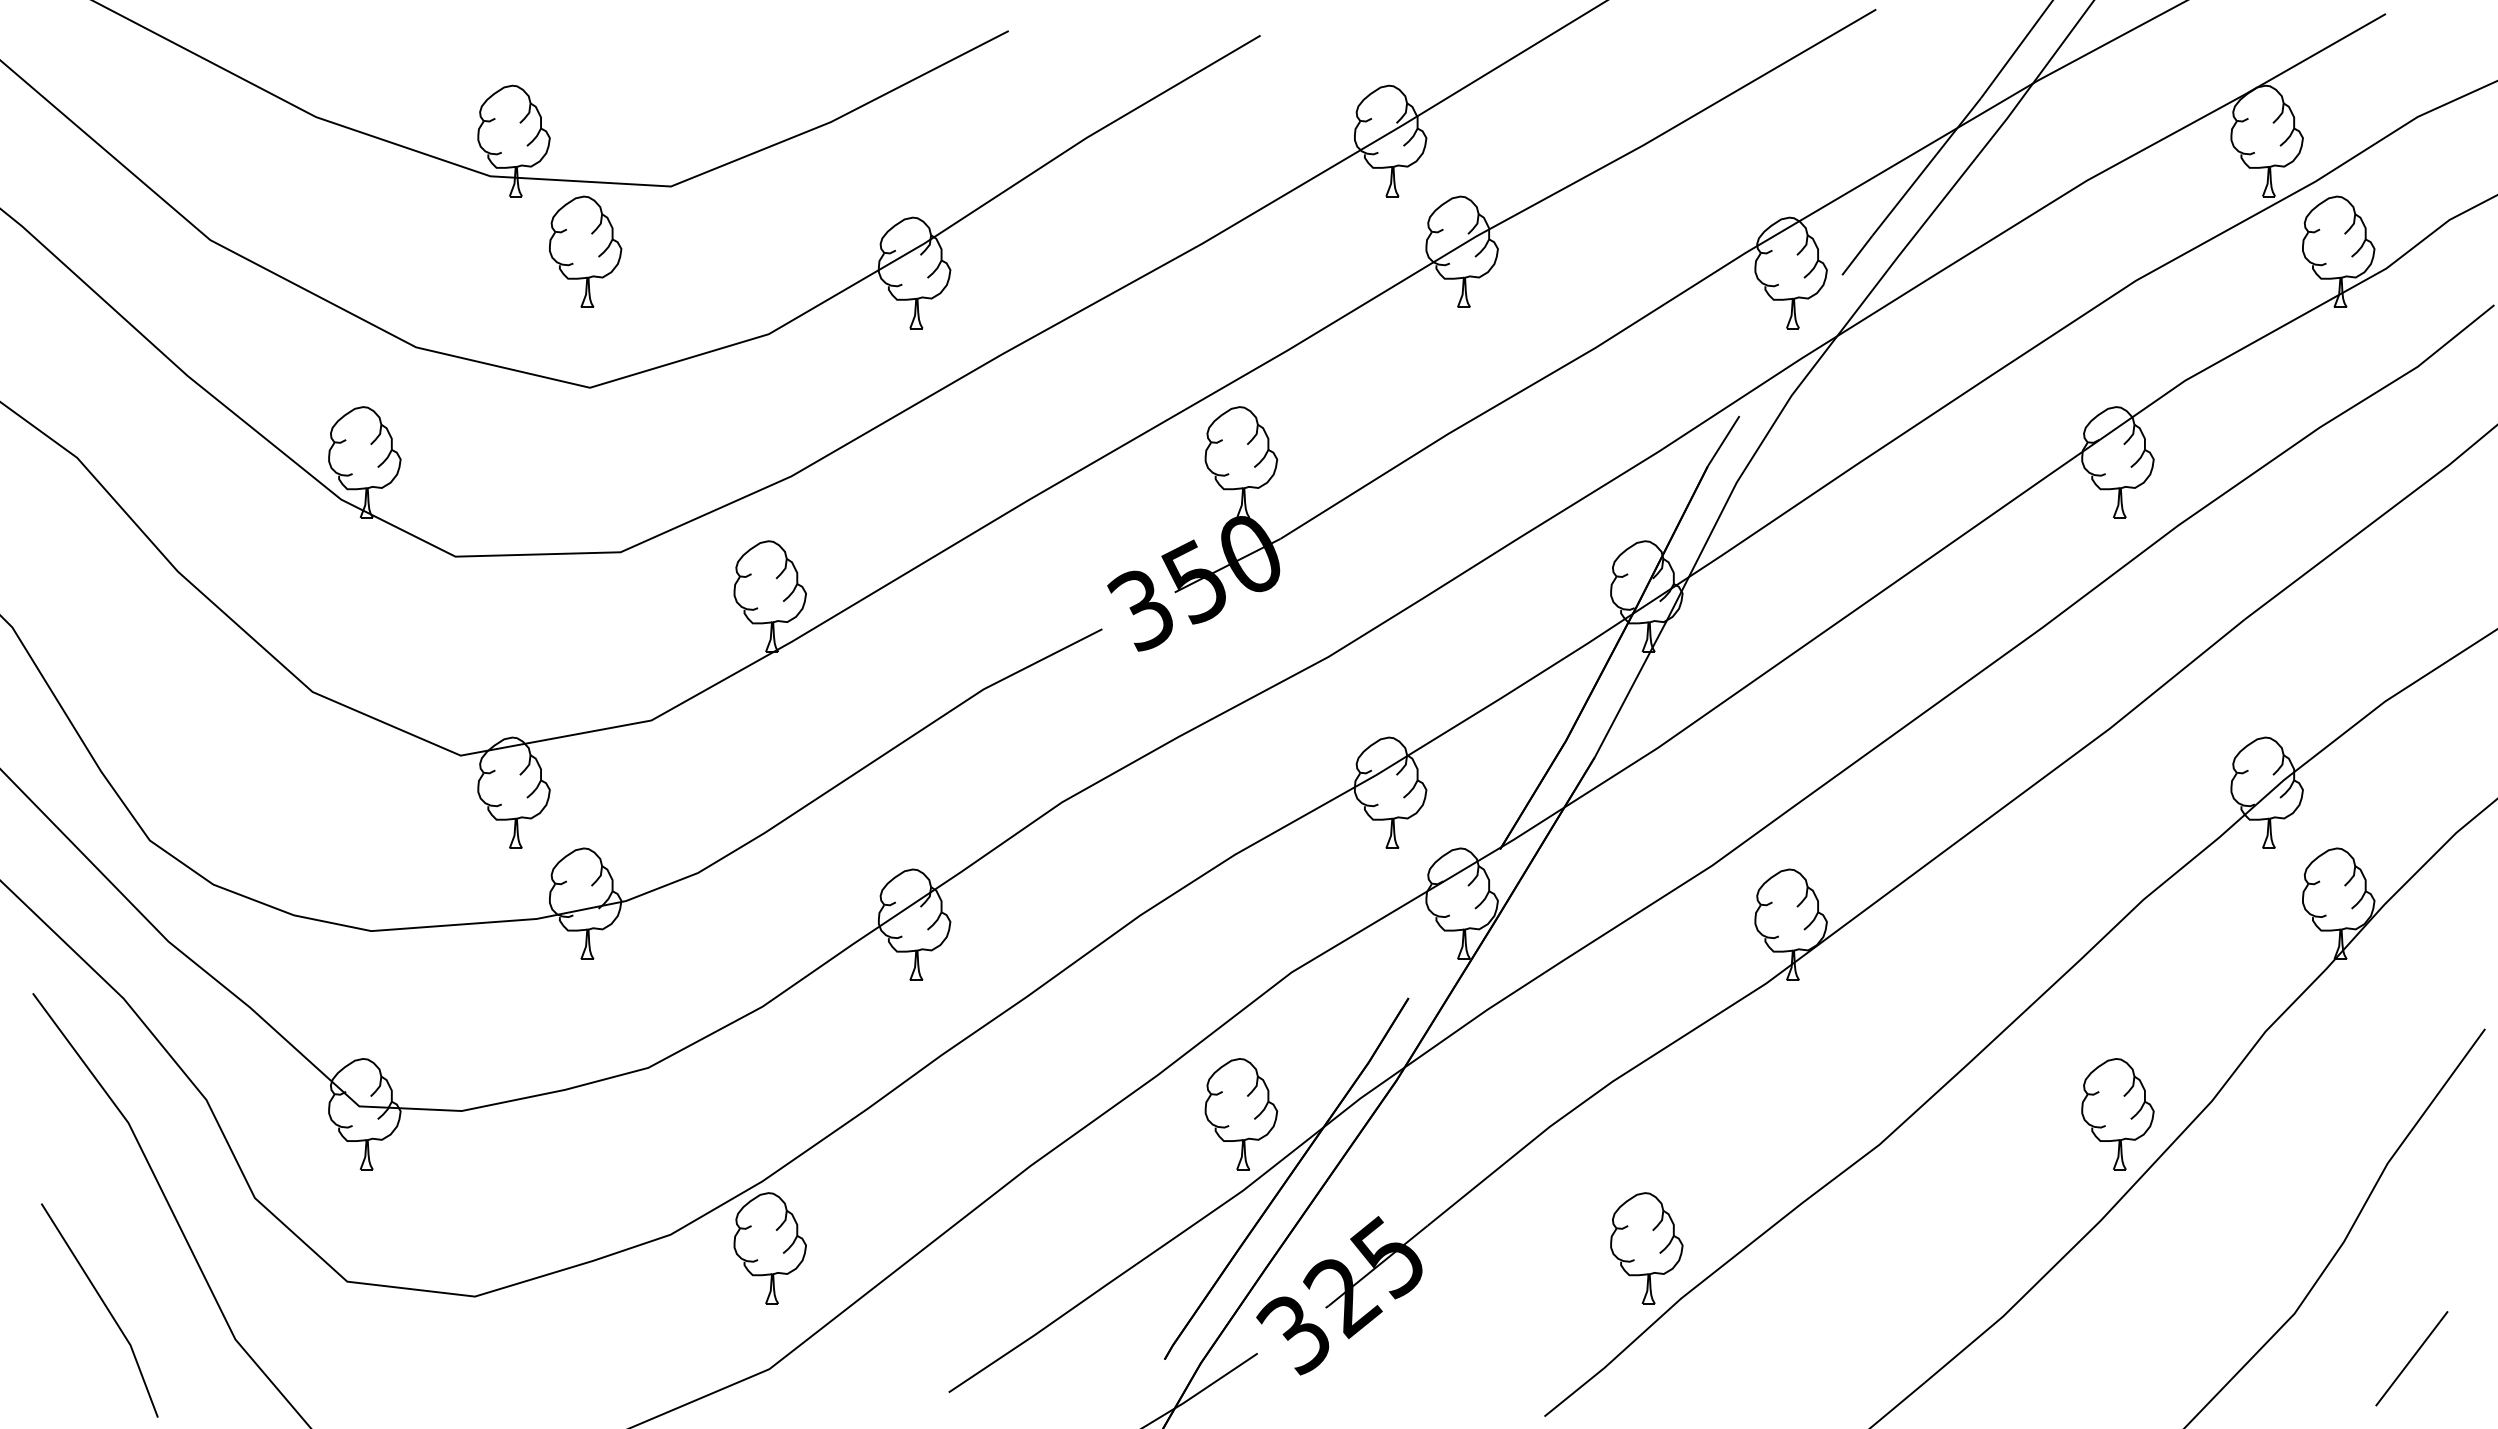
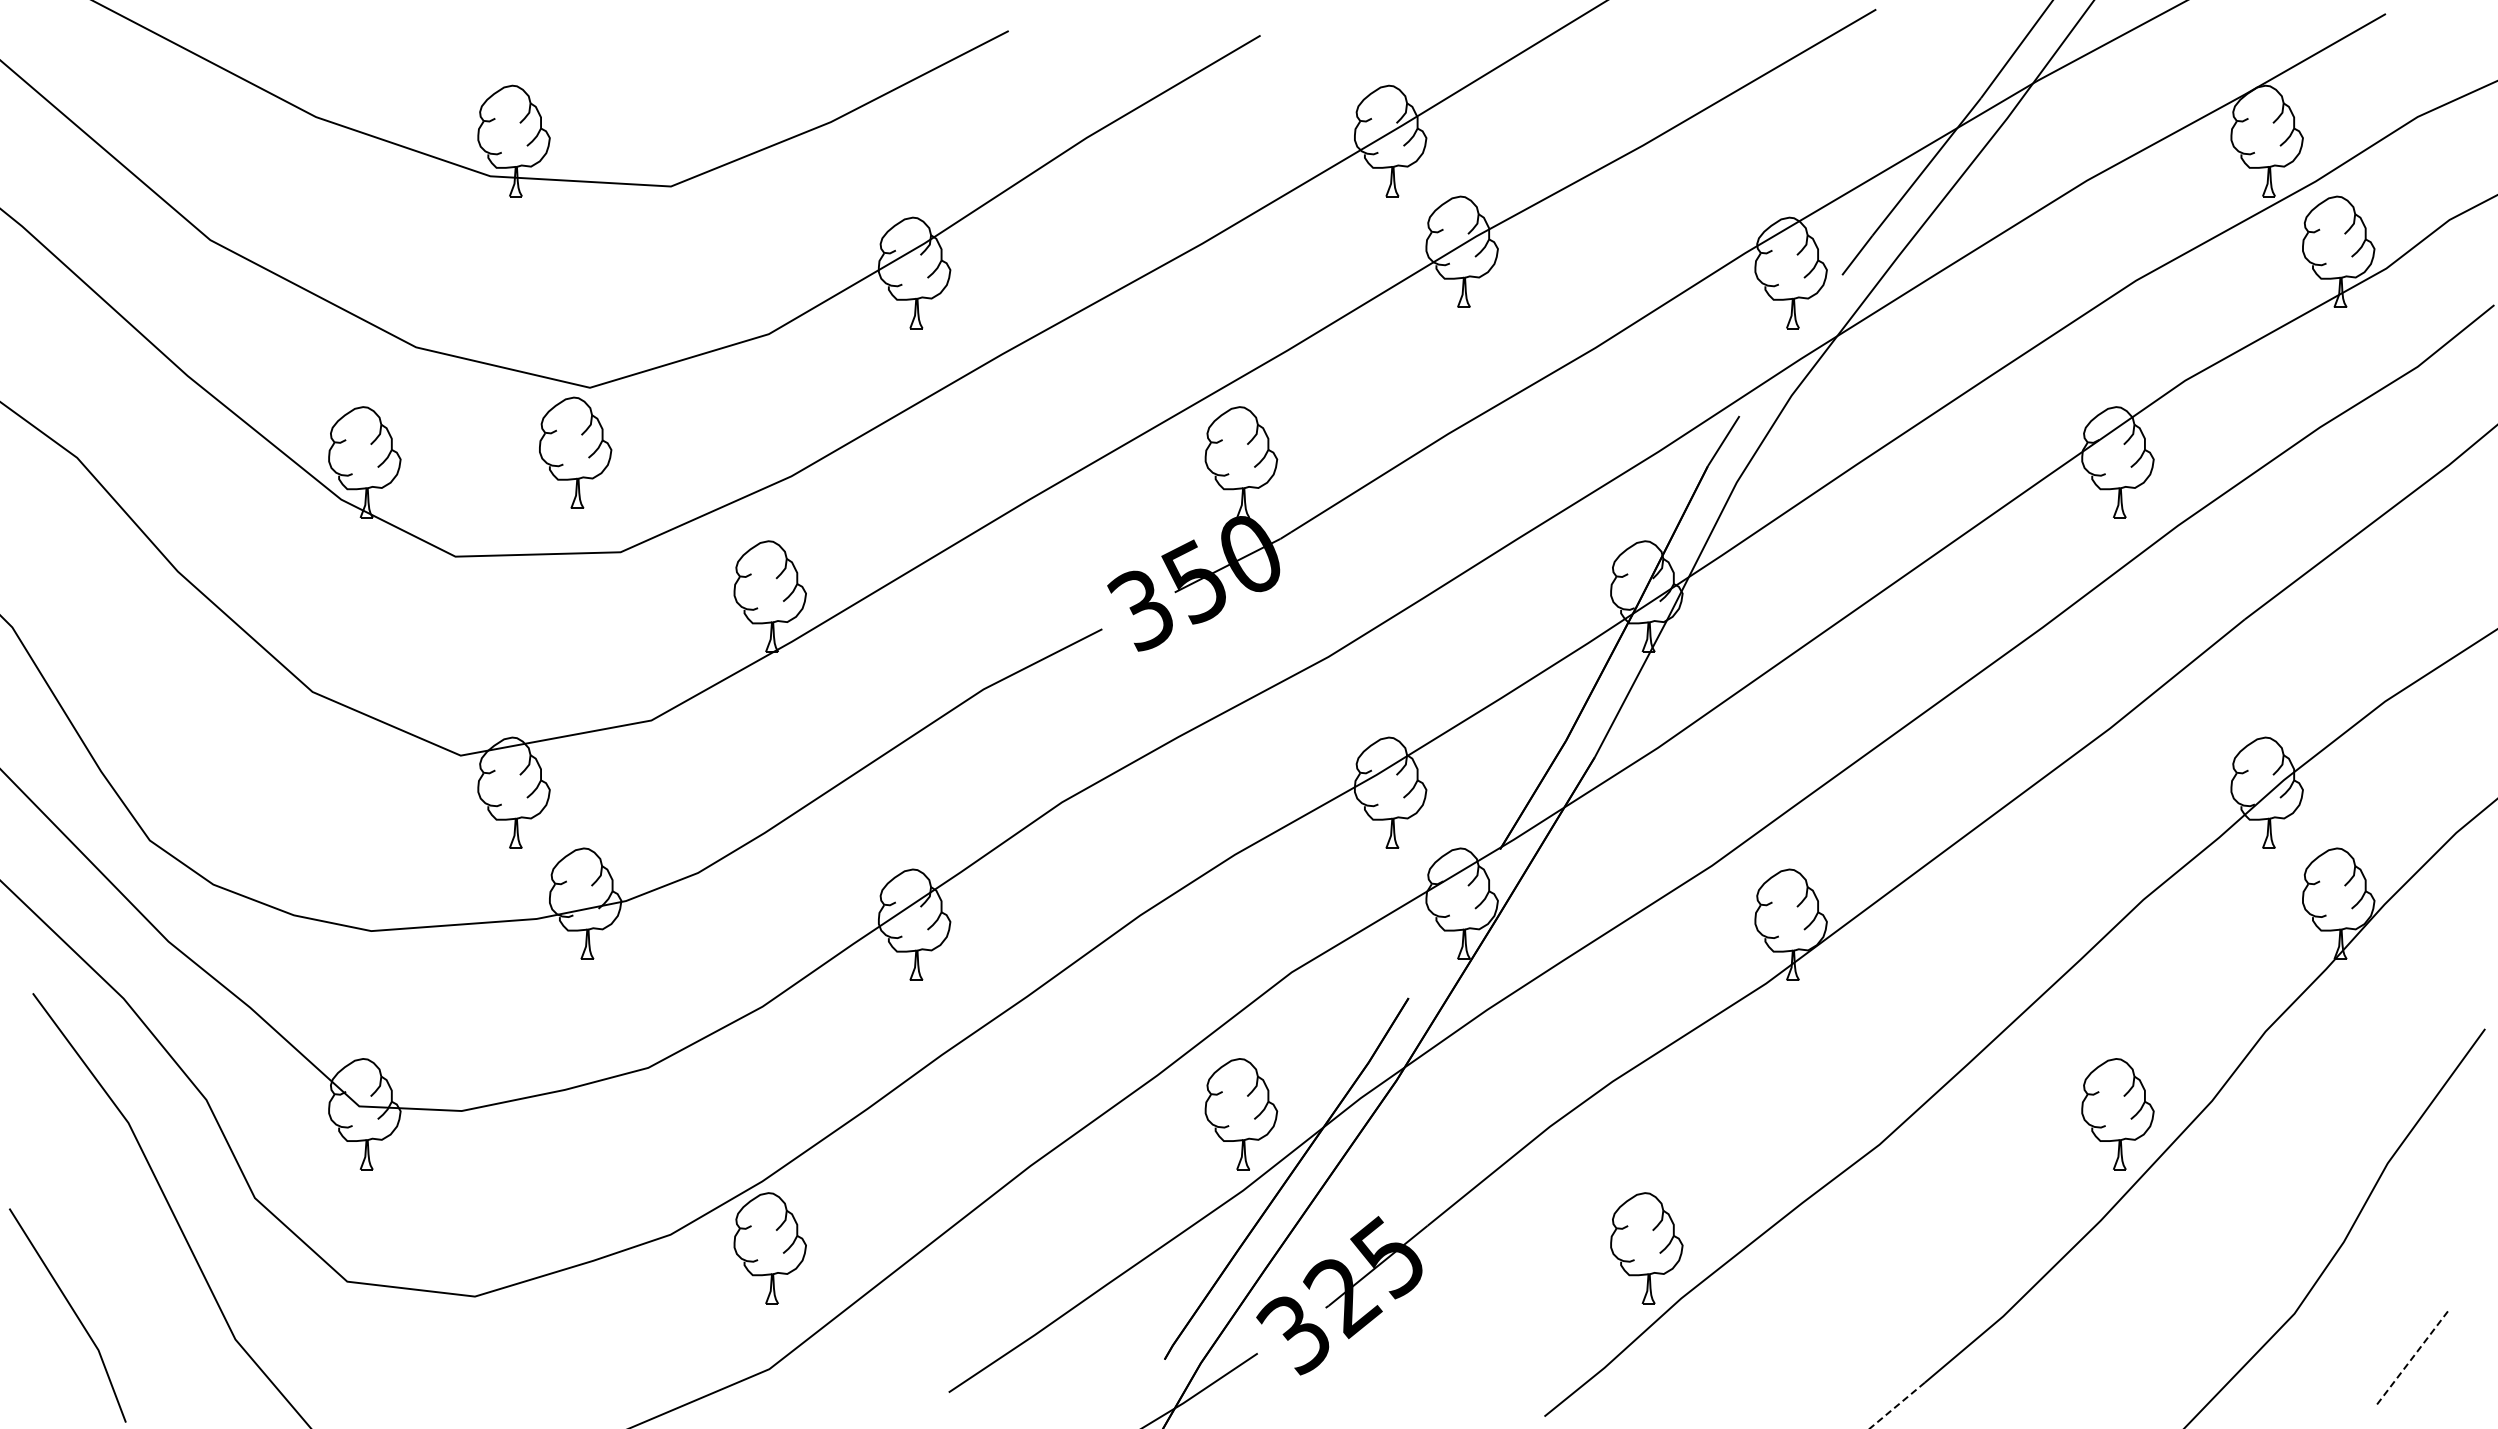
part position: (585, 251) -> (575, 452) (575, 452)
line position: (105, 1307) -> (73, 1312) (73, 1312)
line: solid -> dashed (2411, 1358)
line: solid -> dashed (1897, 1405)
